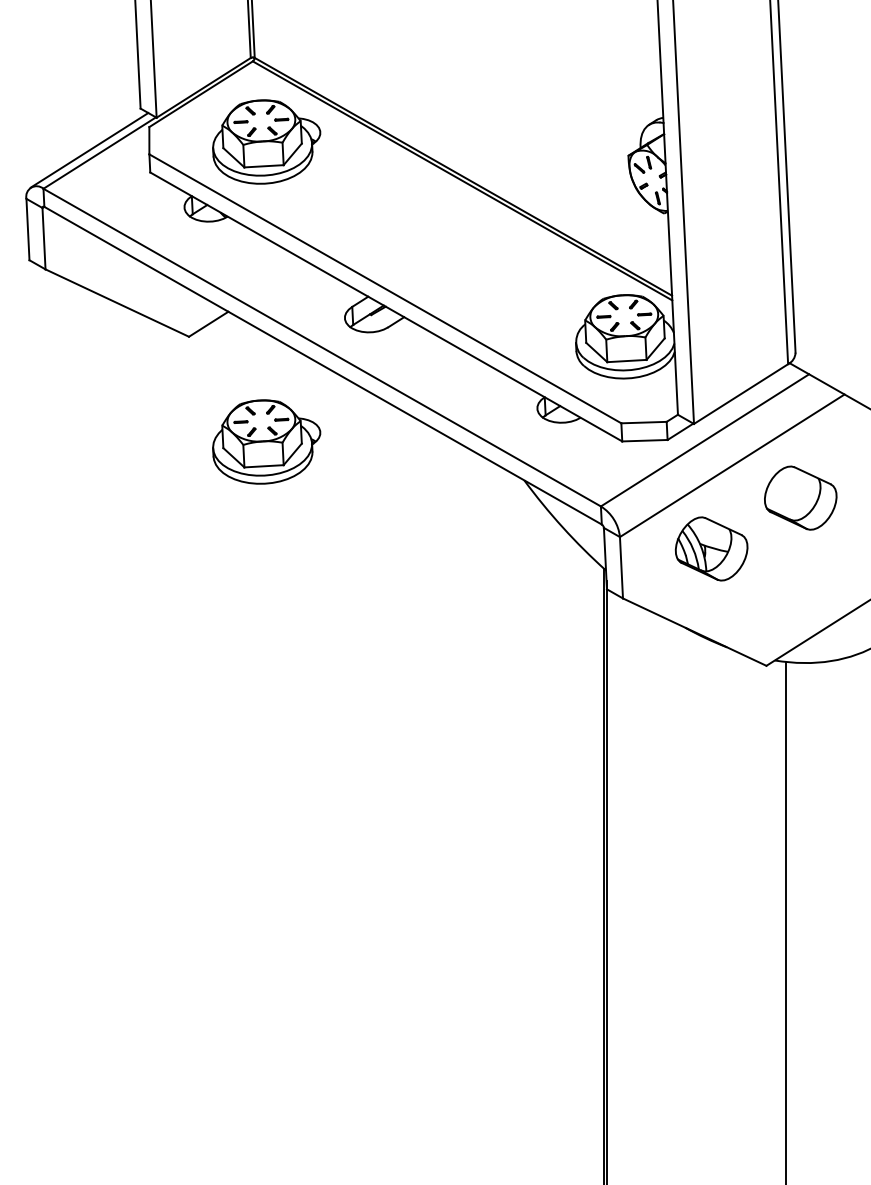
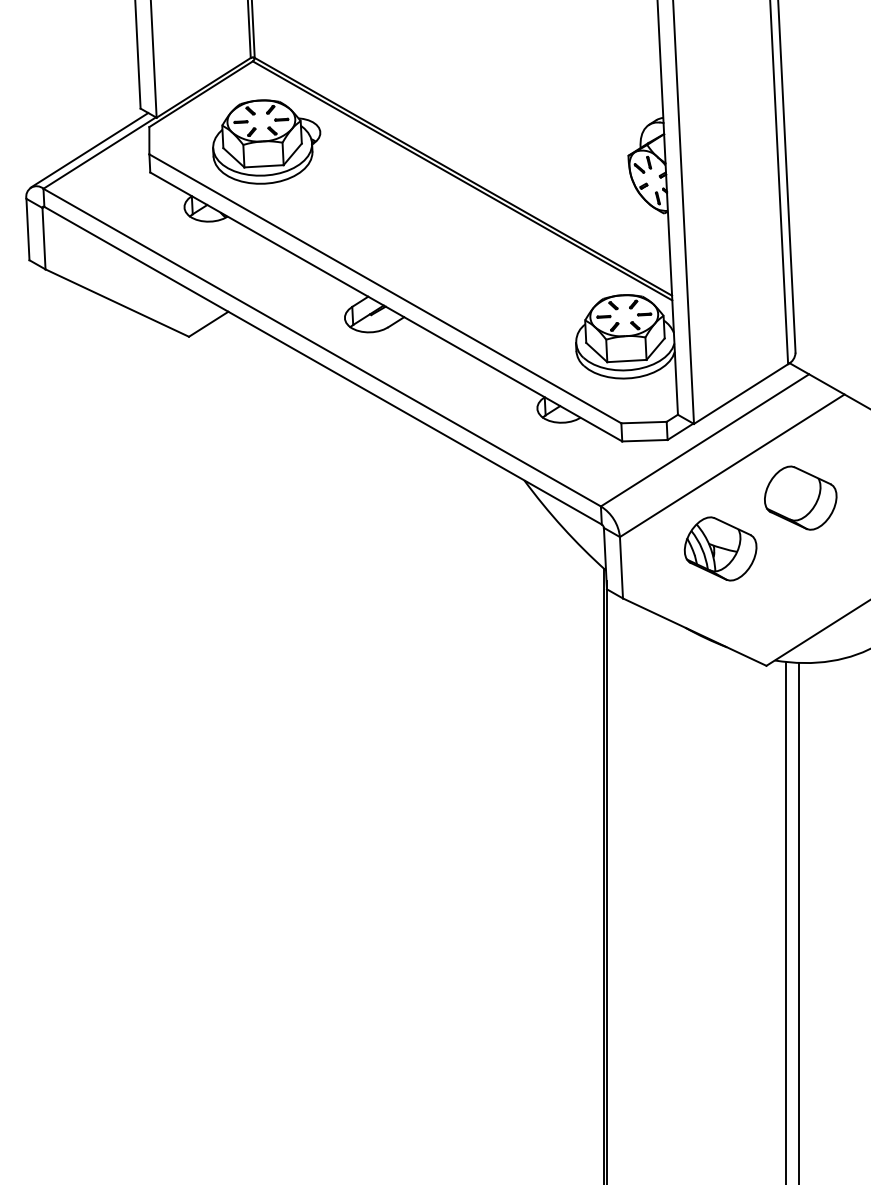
part: present -> none (266, 441)
part position: (711, 548) -> (720, 548) (720, 548)
line: none -> present (799, 921)
